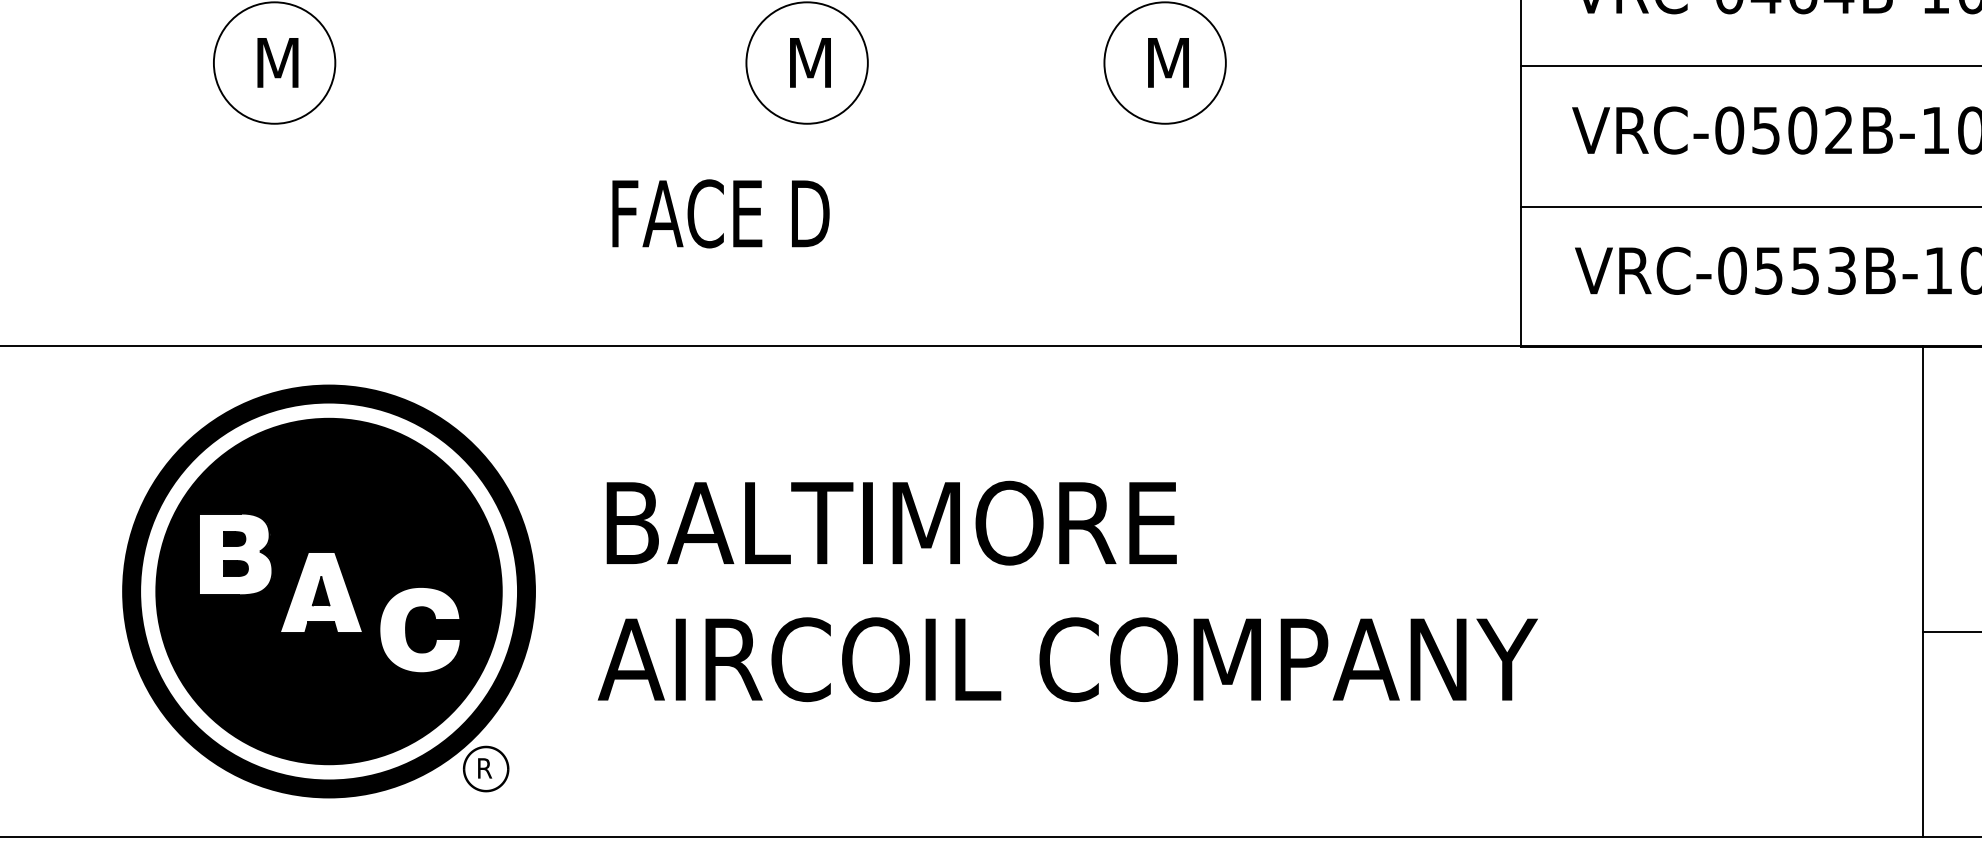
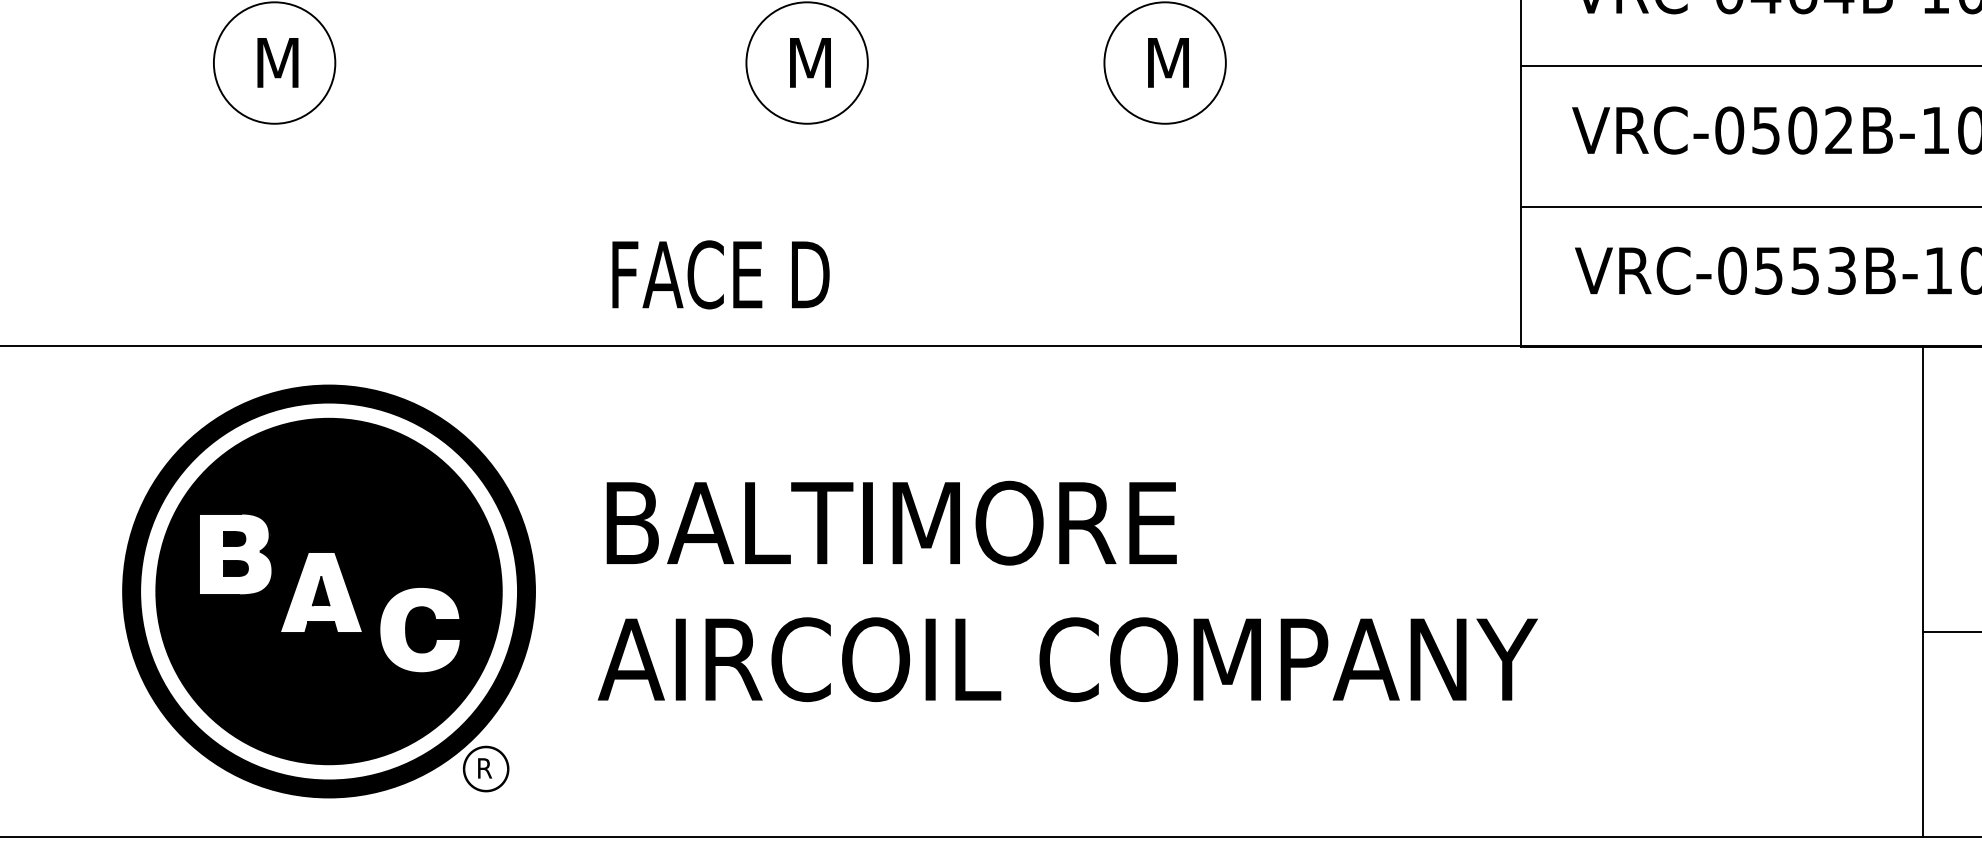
text position: (720, 213) -> (720, 274) (720, 274)
